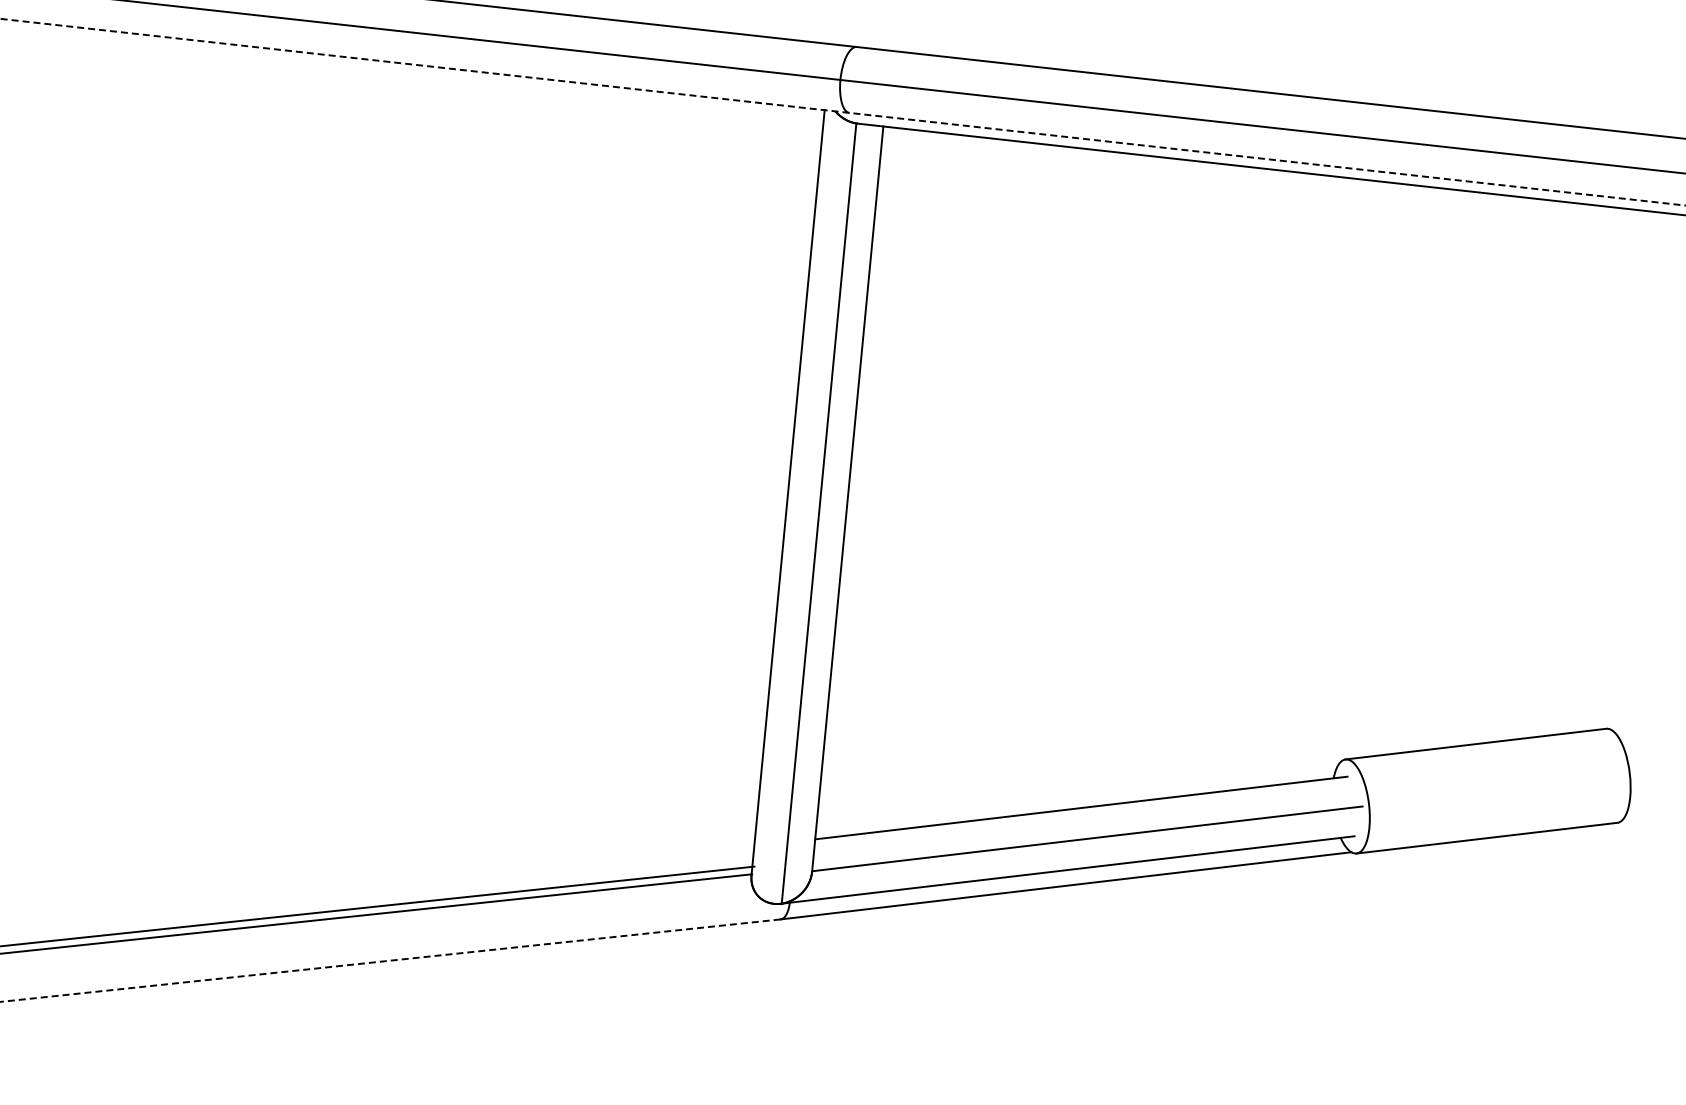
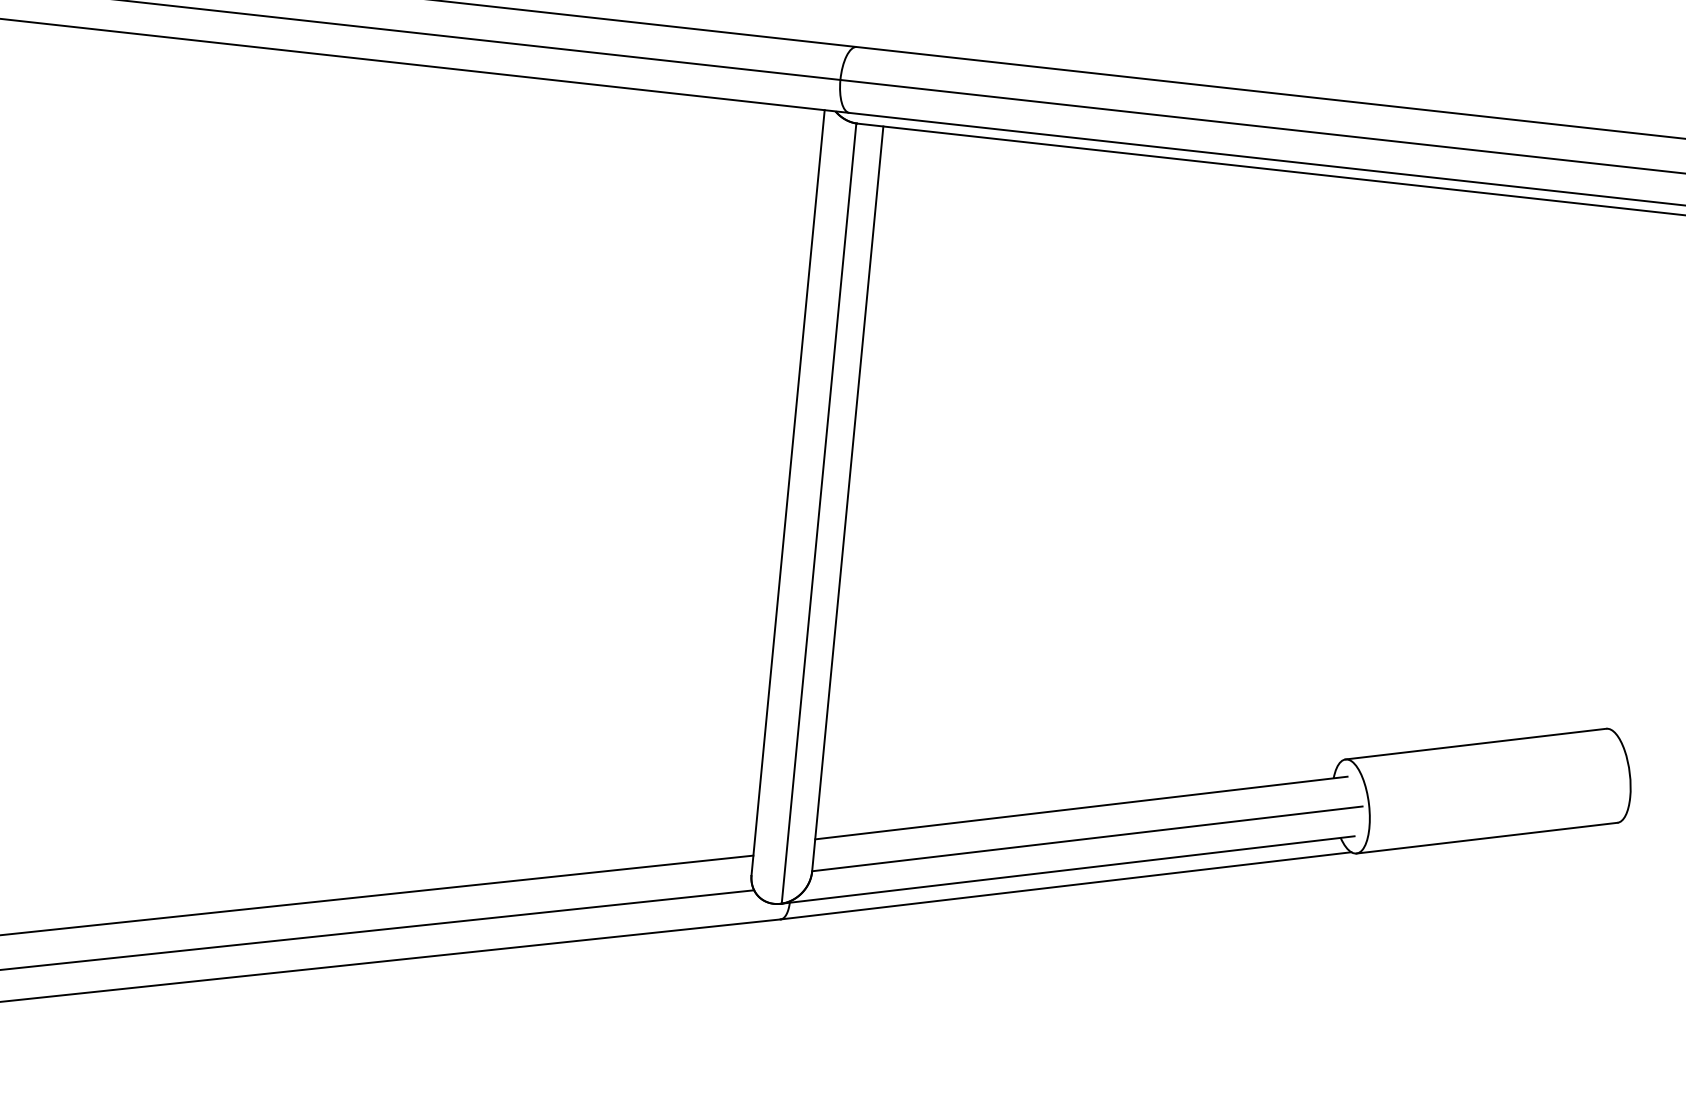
line: dashed -> solid (842, 112)
line position: (378, 906) -> (377, 895) (377, 895)
line position: (377, 913) -> (378, 929) (378, 929)
line: dashed -> solid (389, 960)
